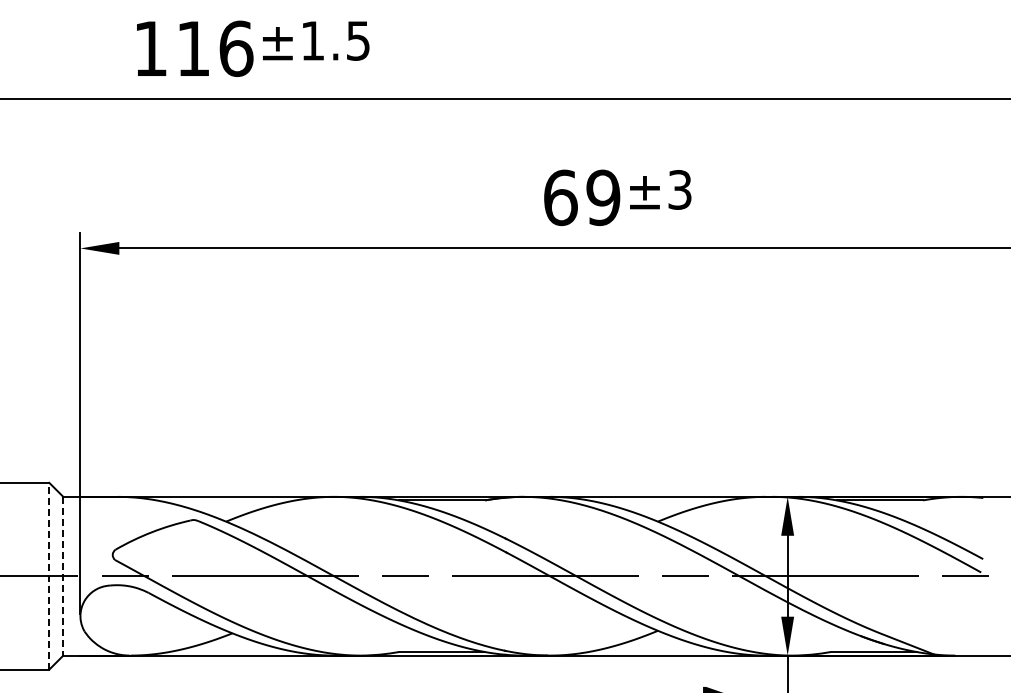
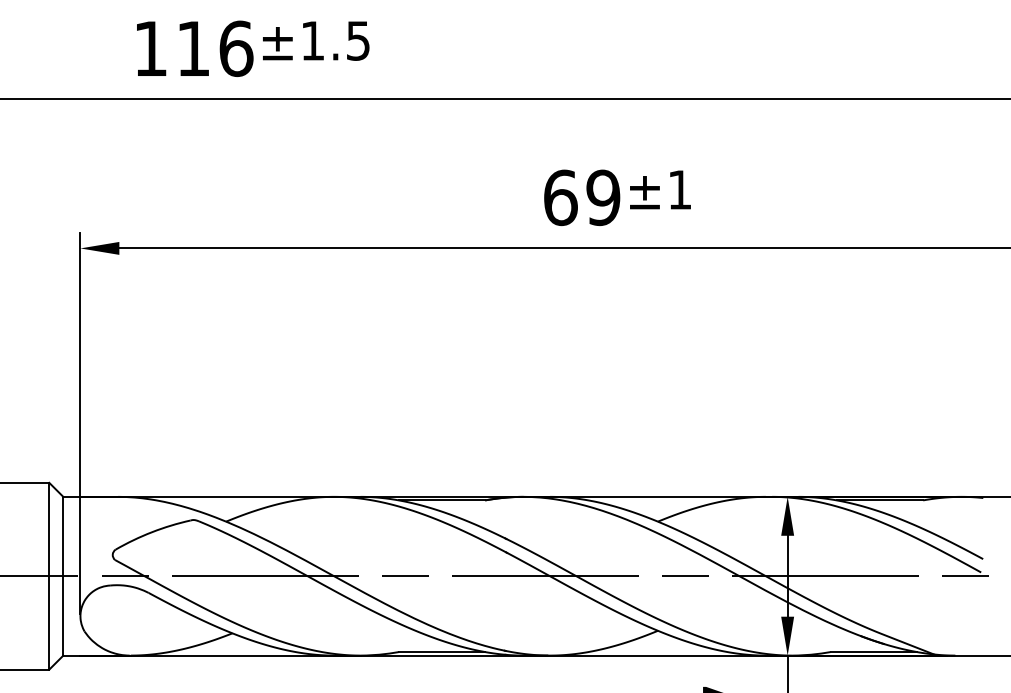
text: ±3 -> ±1 (679, 189)
line: dashed -> solid (49, 575)
line: dashed -> solid (63, 576)
